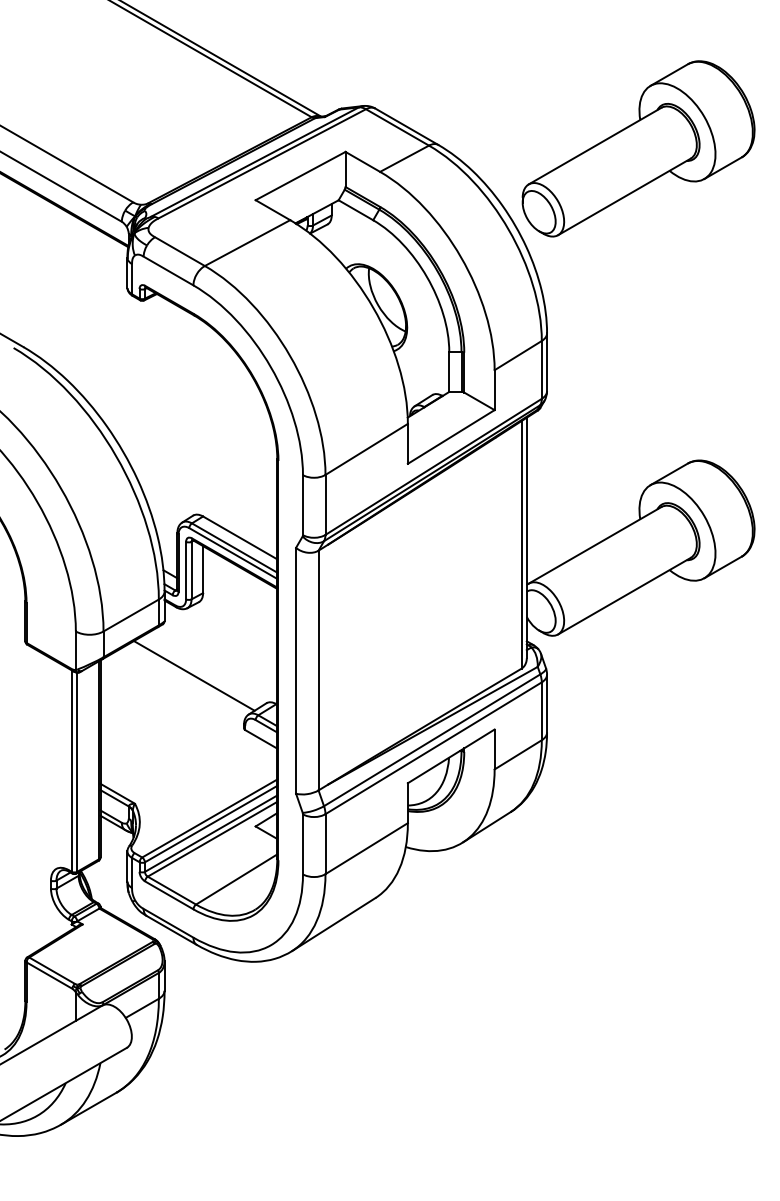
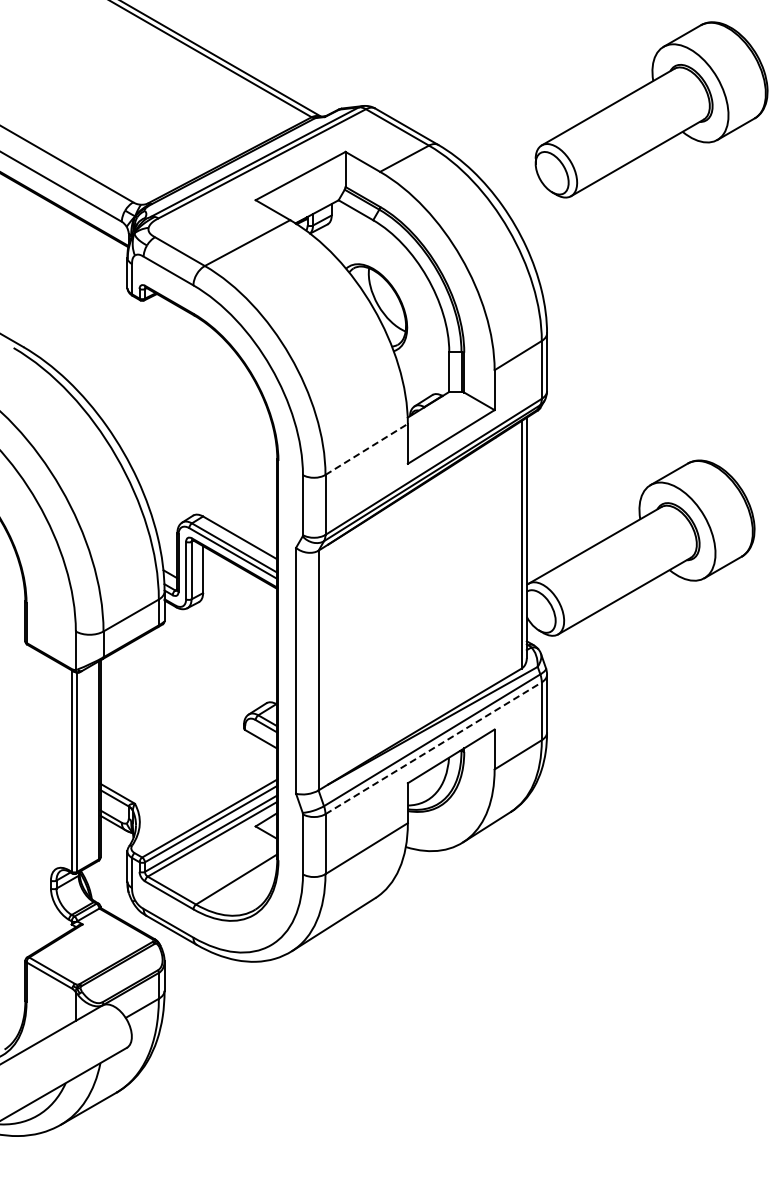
part position: (638, 148) -> (651, 109) (651, 109)
line: solid -> dashed (367, 449)
line: present -> none (193, 675)
line: solid -> dashed (433, 748)
